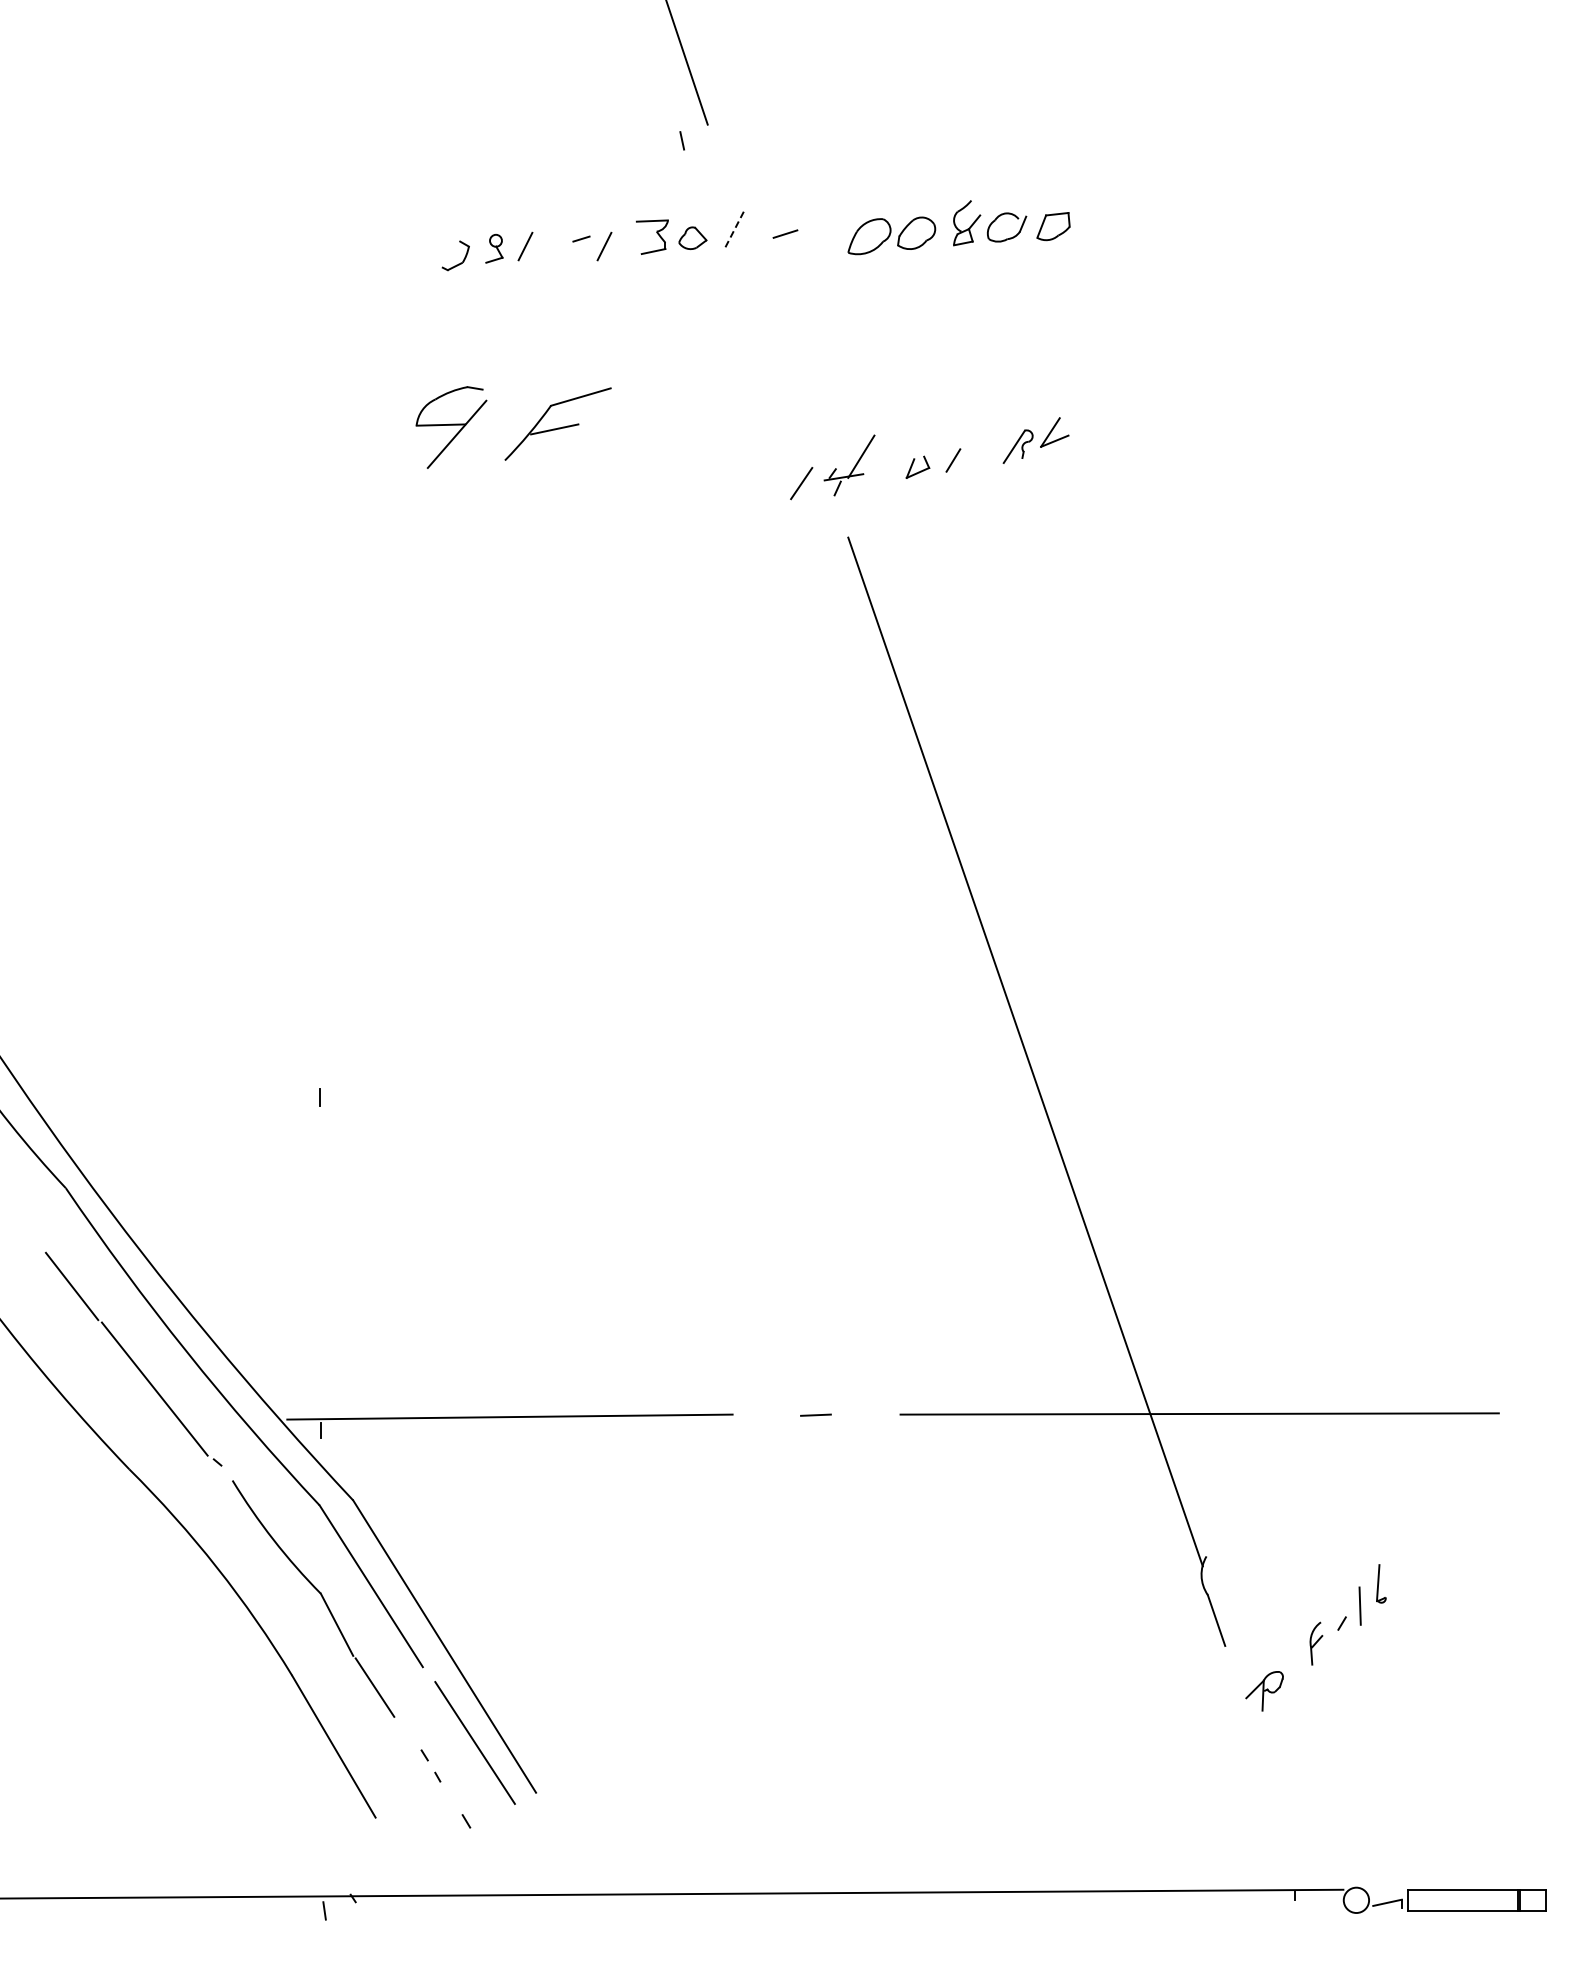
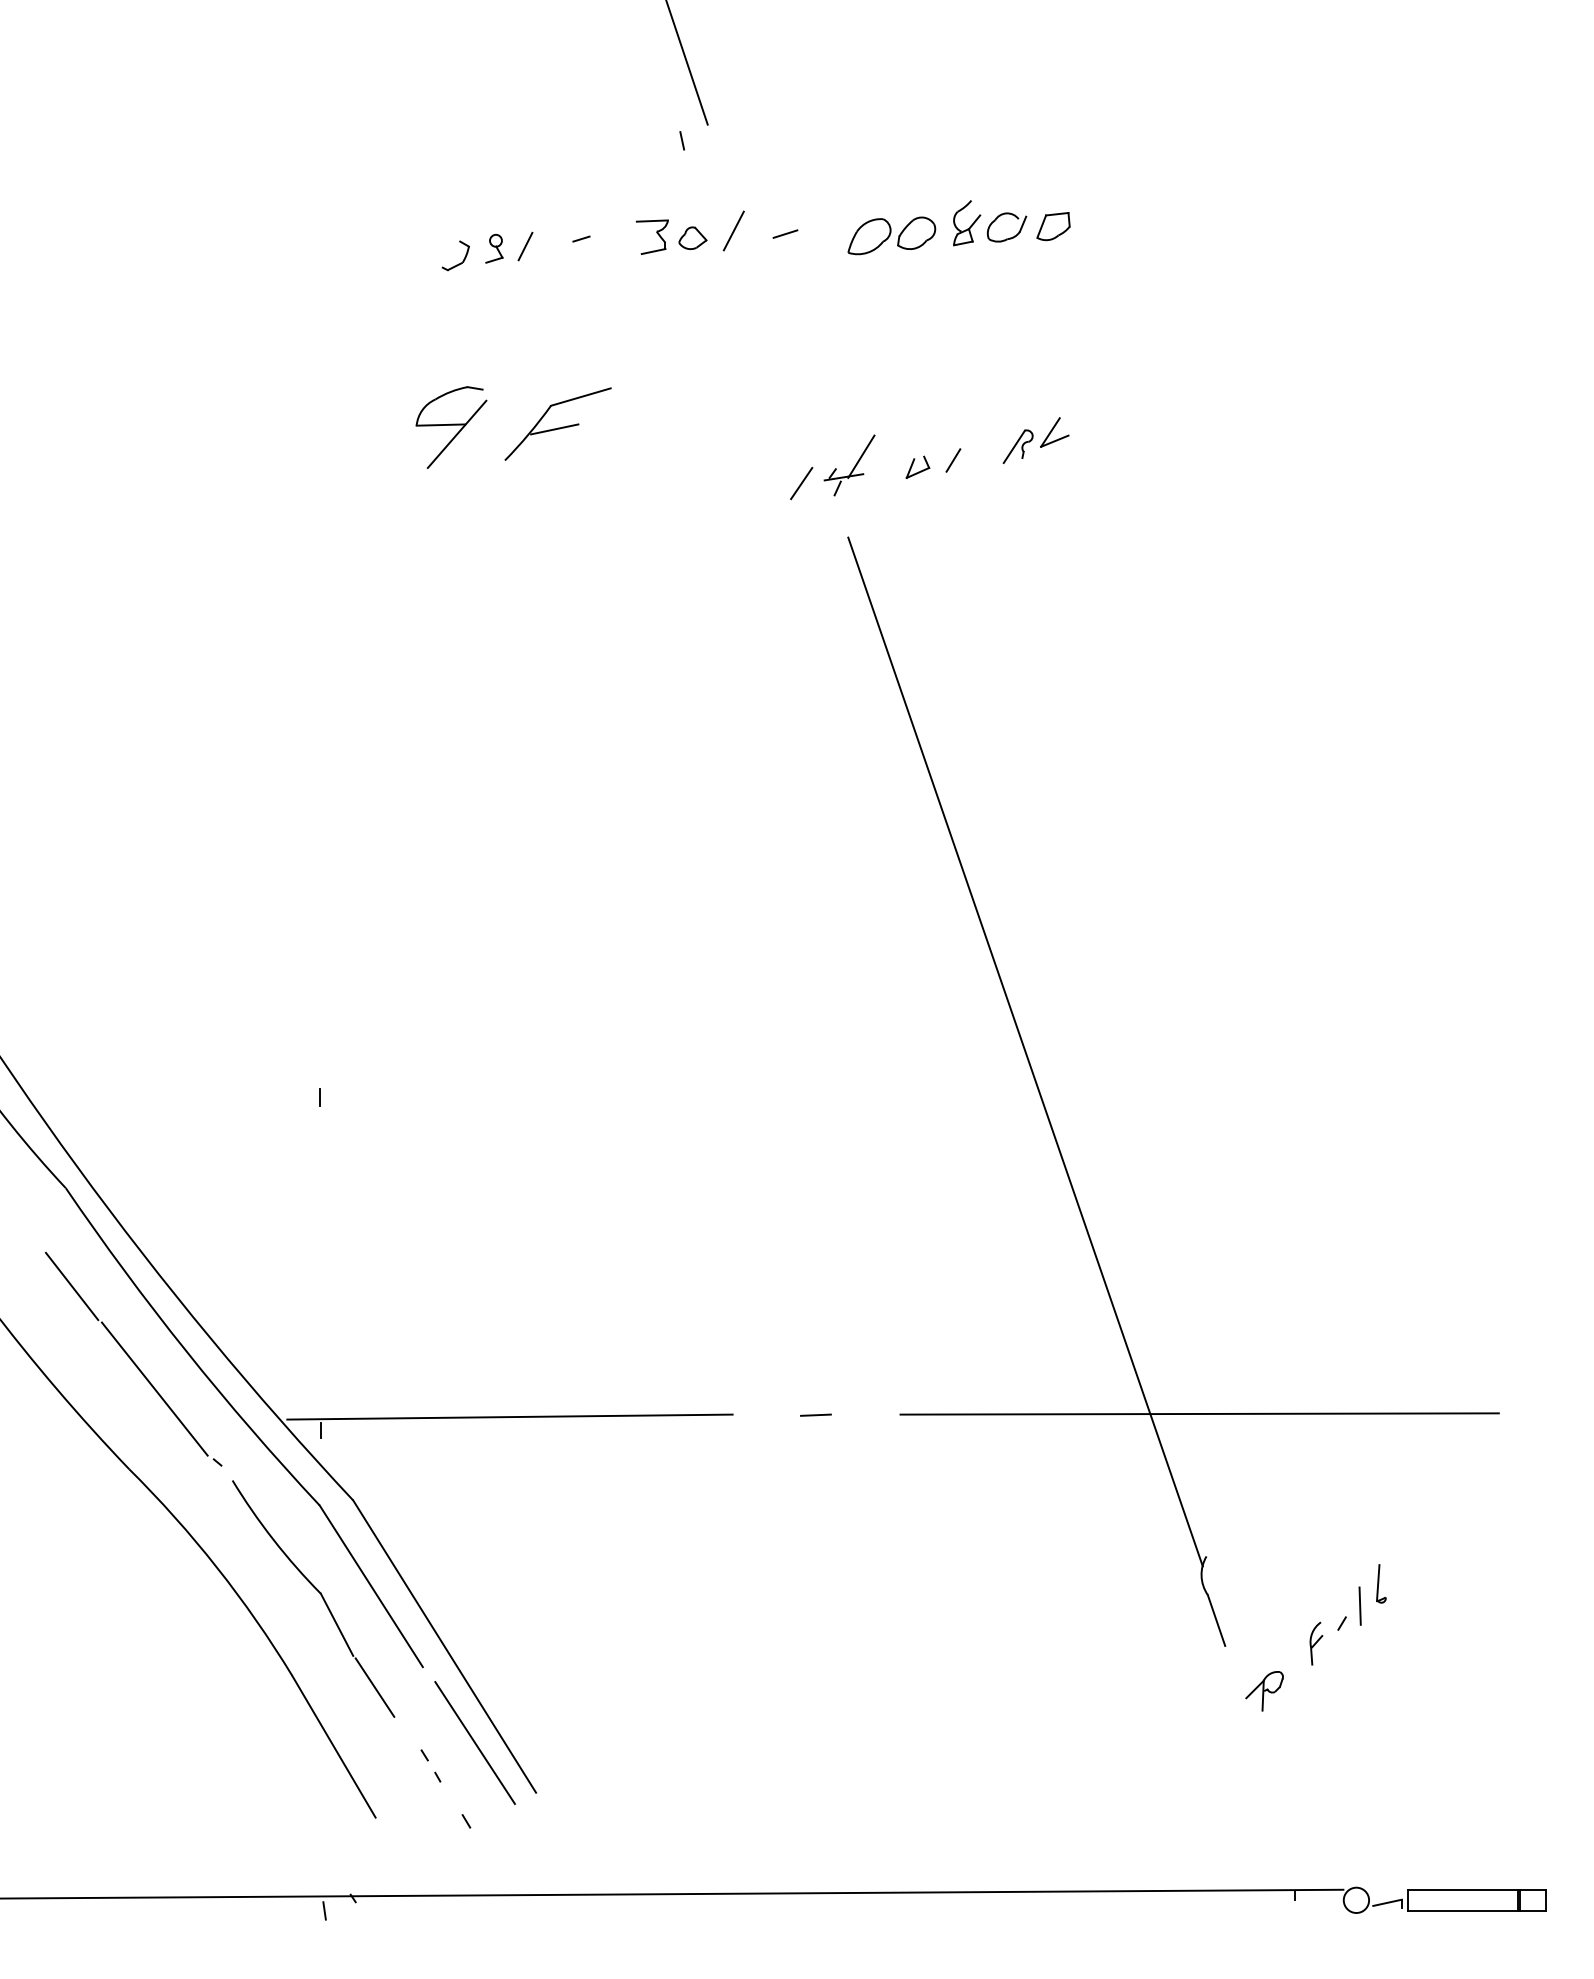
line: dashed -> solid (733, 231)
line: present -> none (604, 246)
